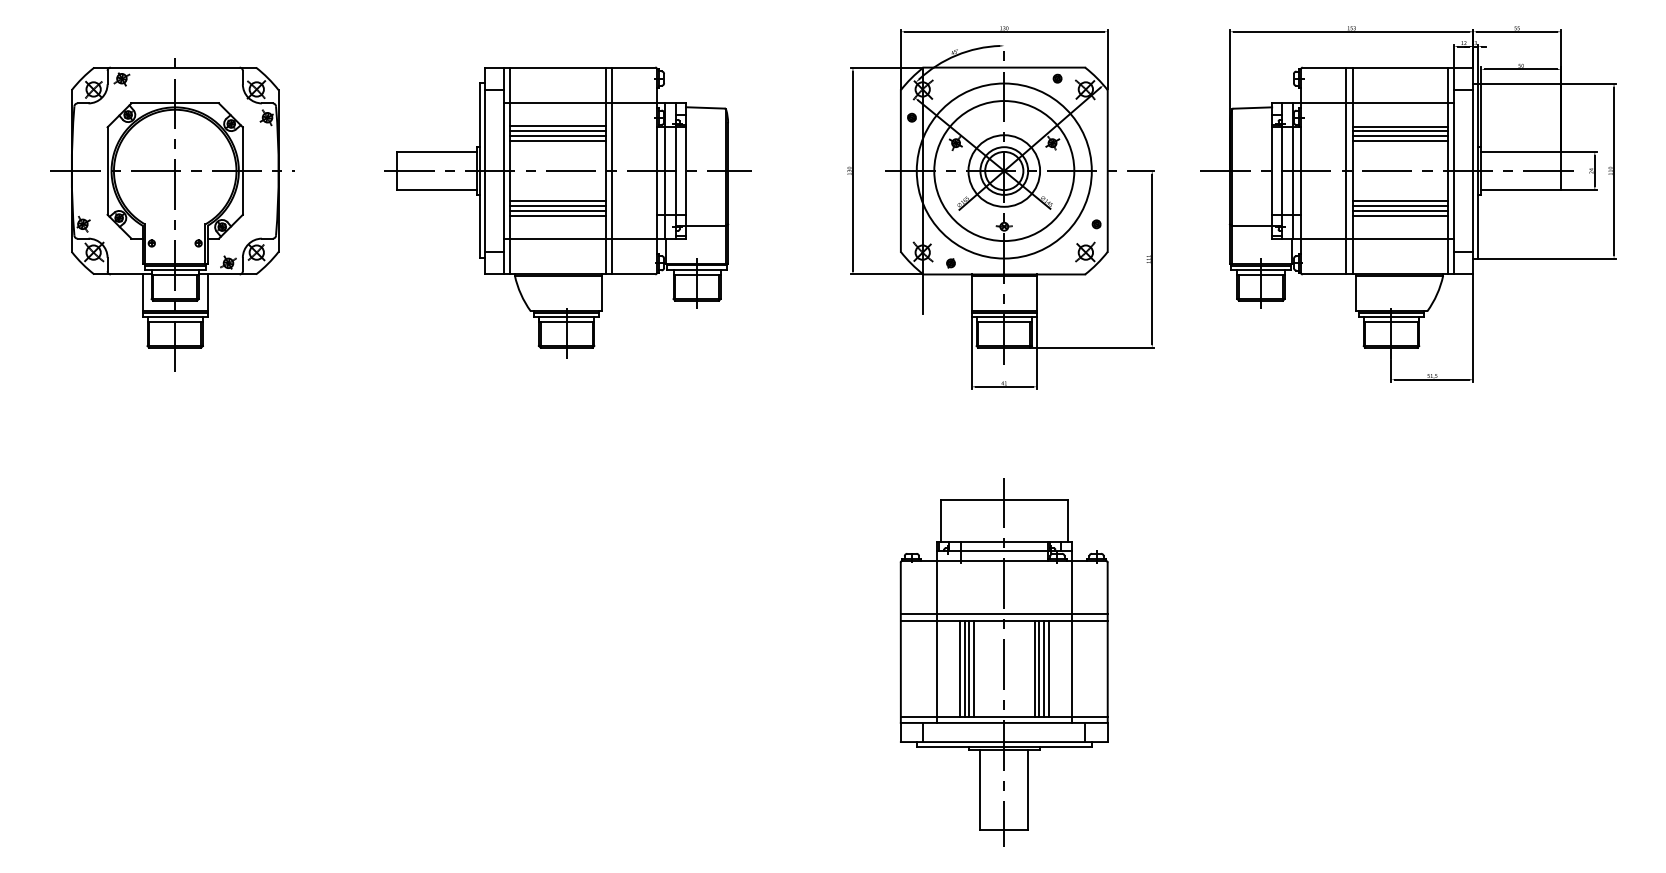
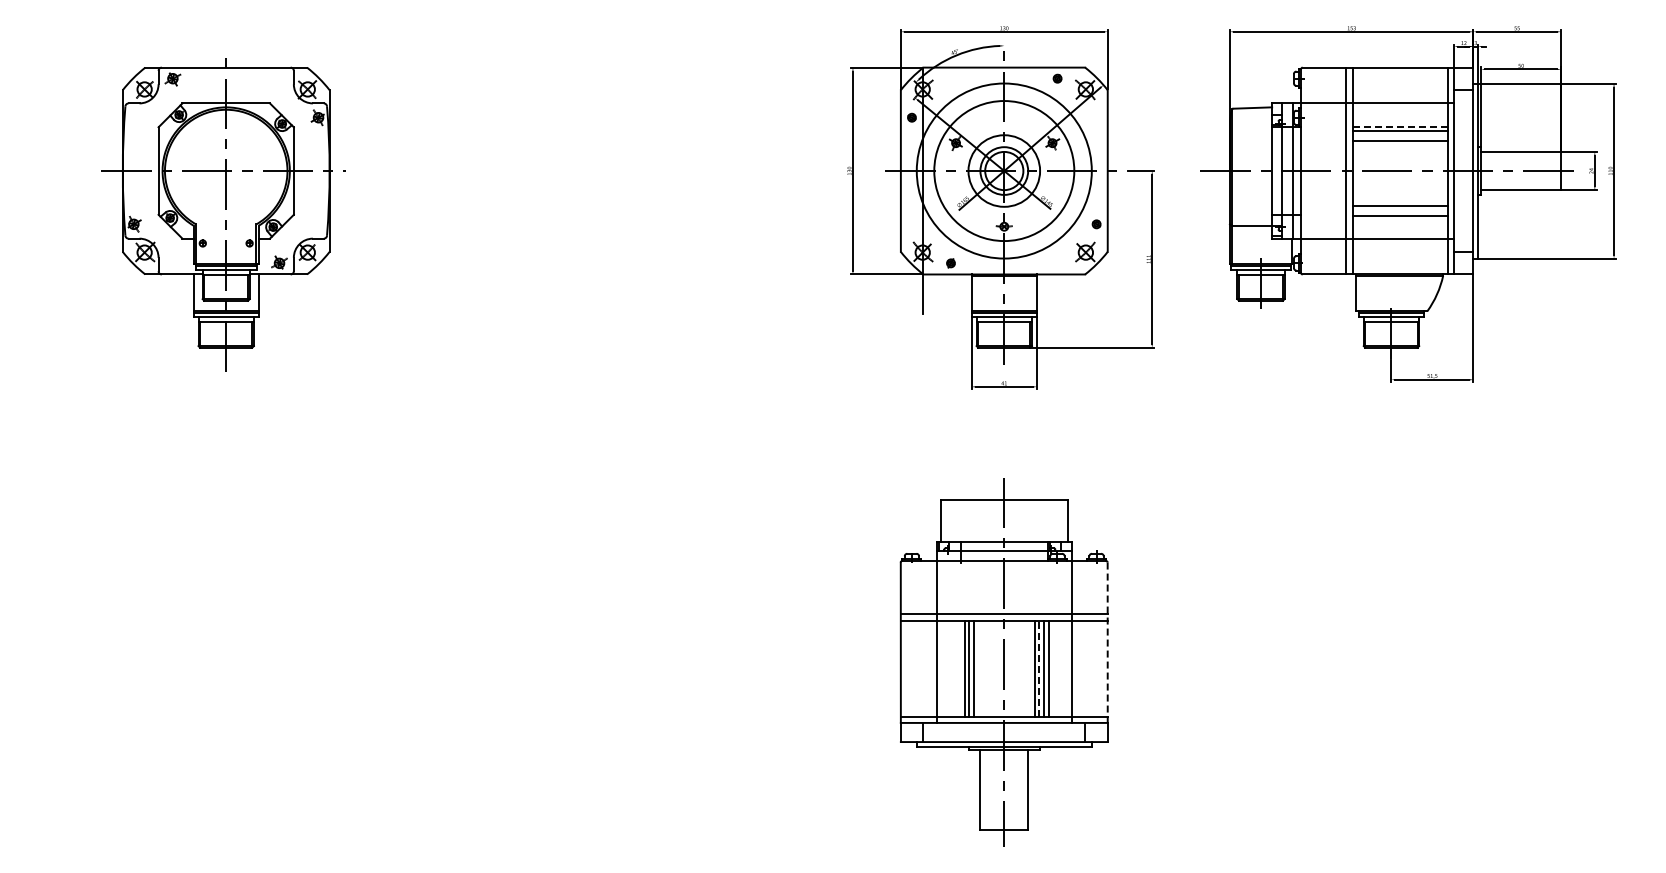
line: solid -> dashed (1400, 126)
line: present -> none (1399, 136)
line: present -> none (1399, 201)
line: present -> none (1399, 210)
part: present -> none (567, 212)
part position: (172, 214) -> (223, 214) (223, 214)
line: solid -> dashed (1107, 643)
line: present -> none (959, 668)
line: solid -> dashed (1039, 668)
